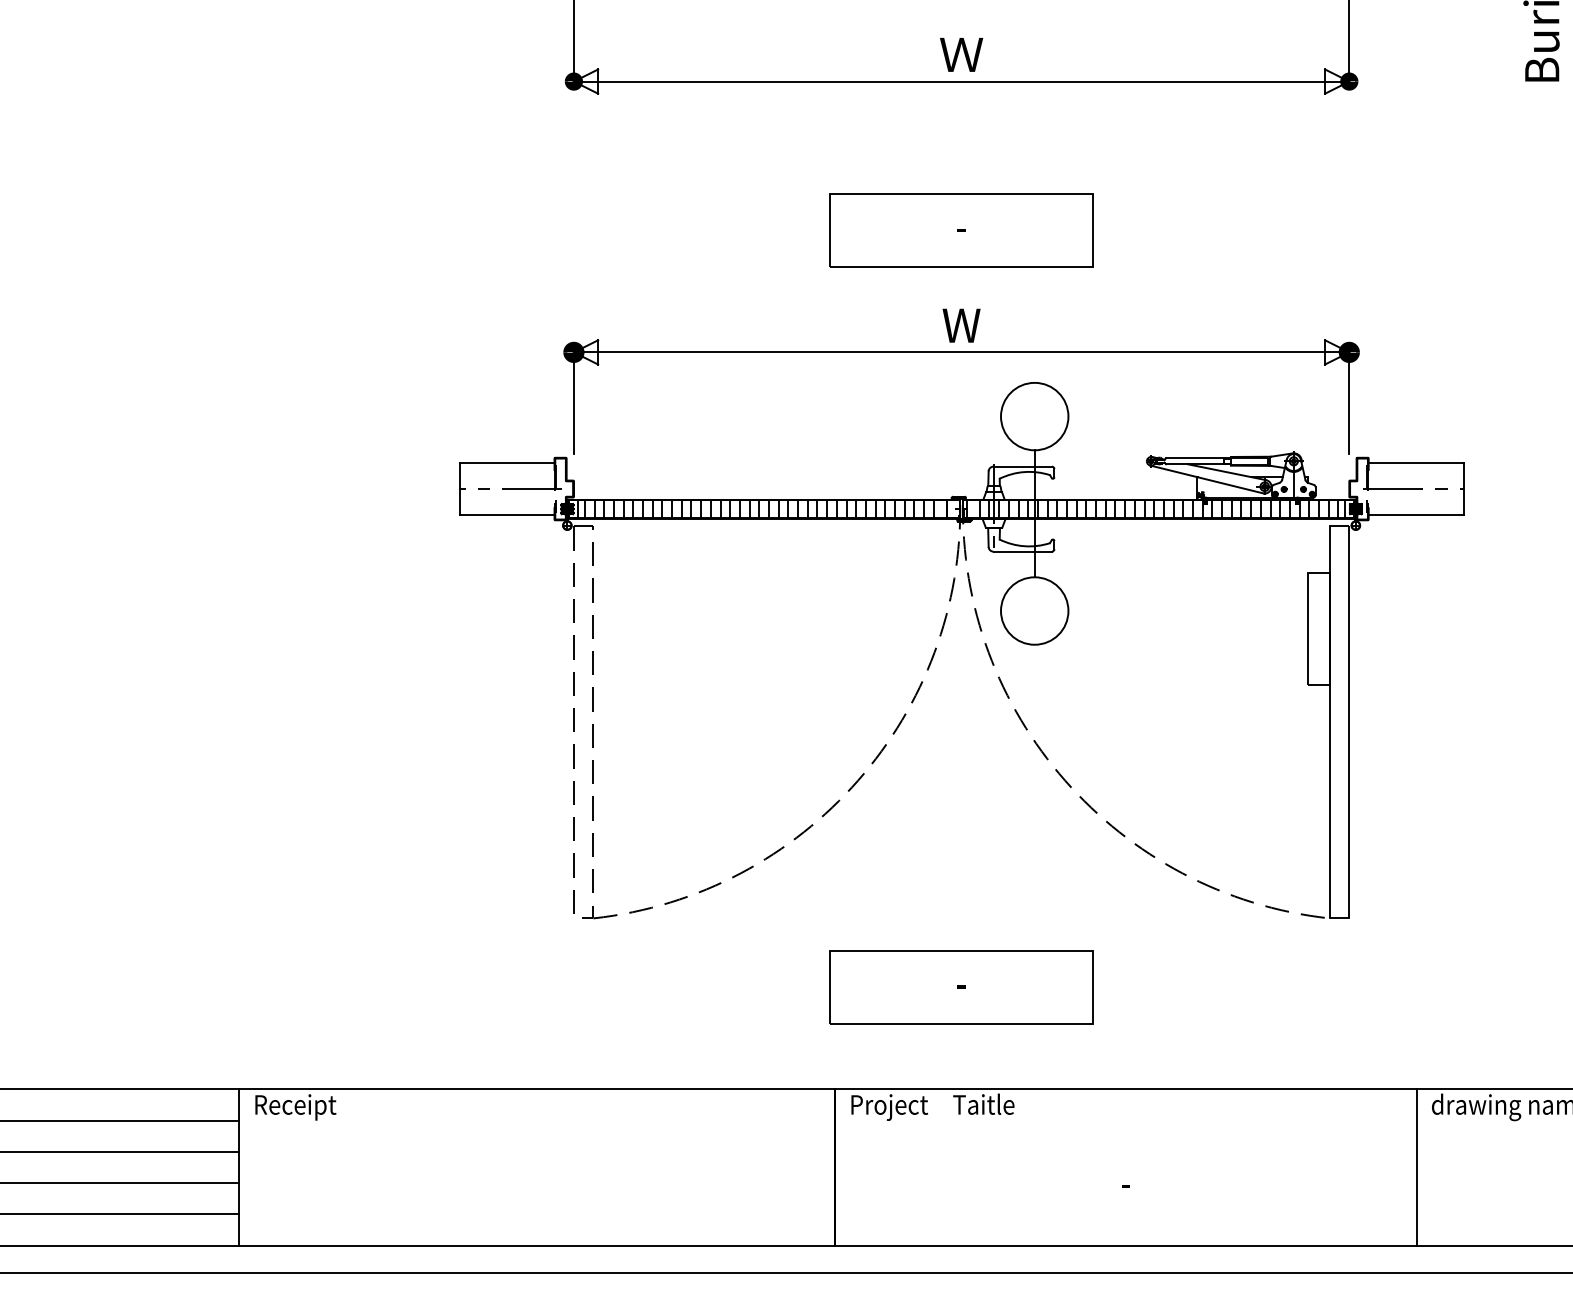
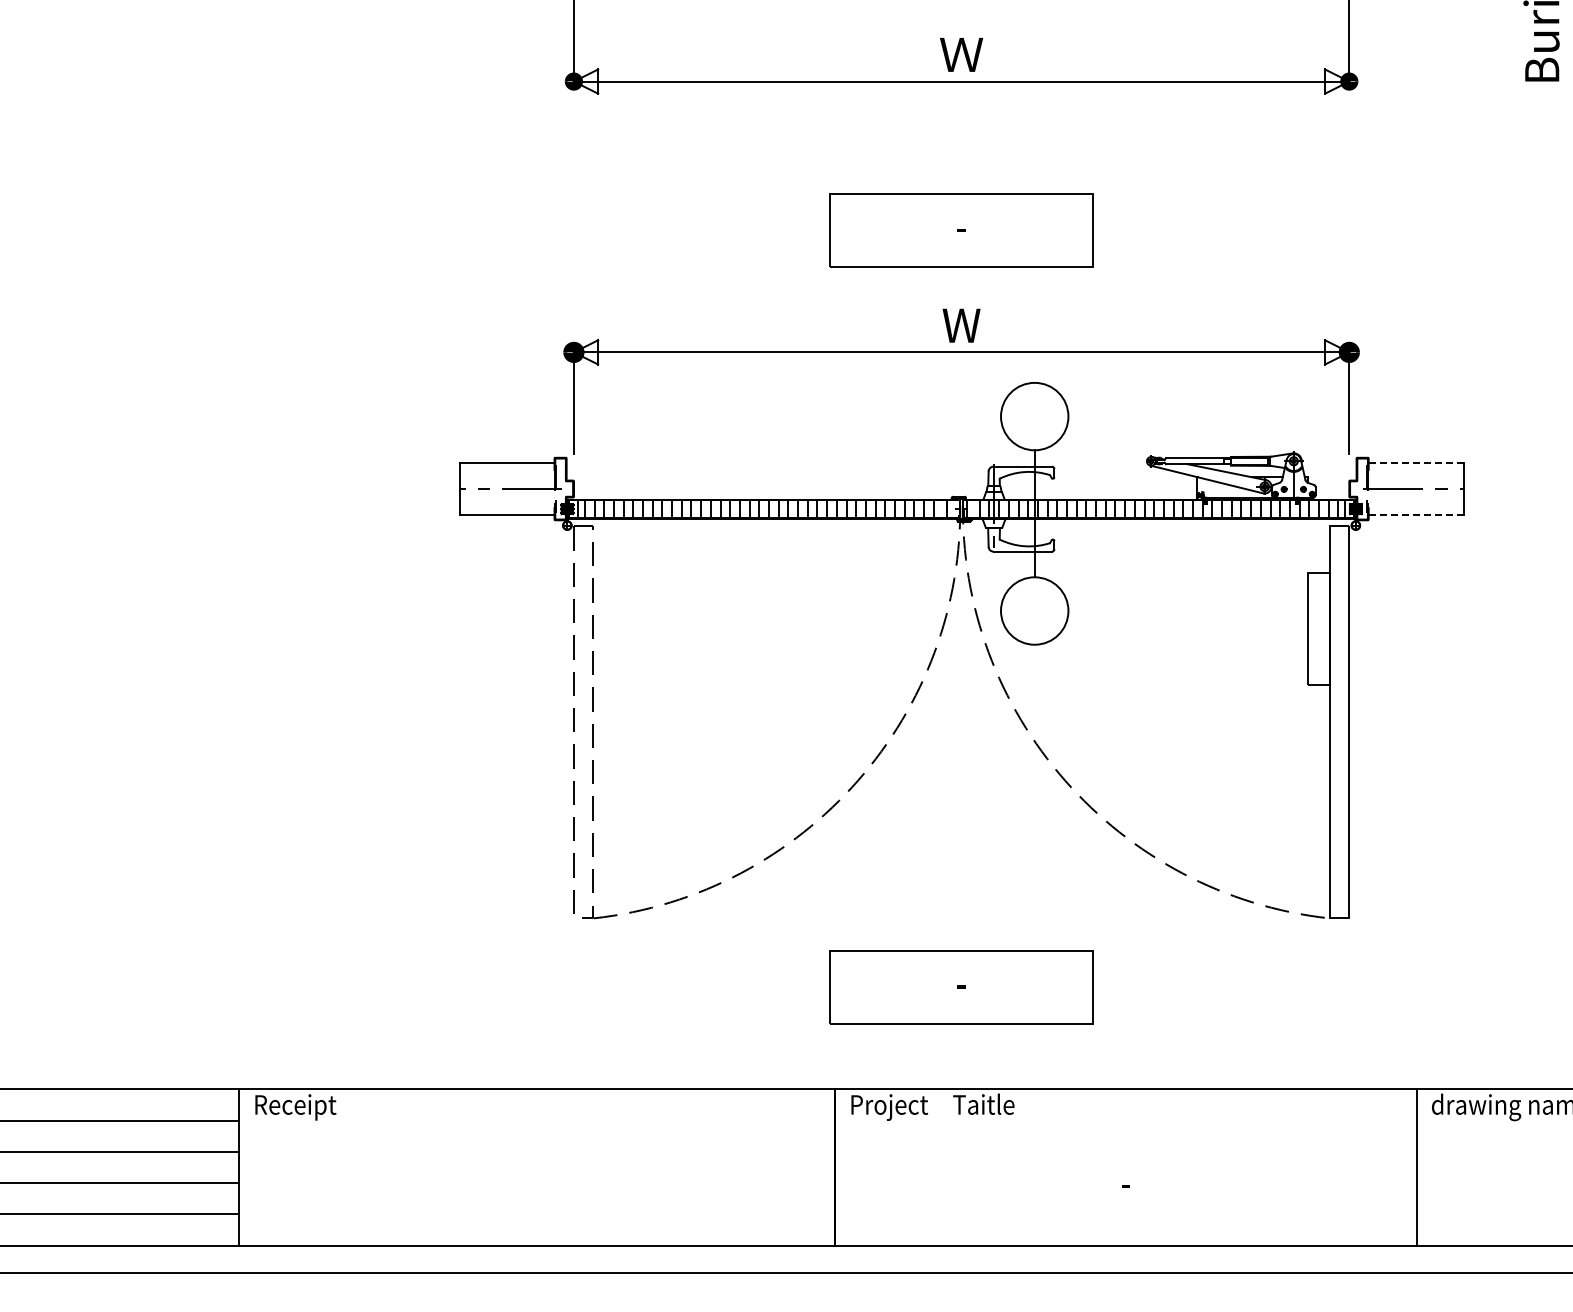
line: solid -> dashed (1416, 462)
line: solid -> dashed (1416, 515)
